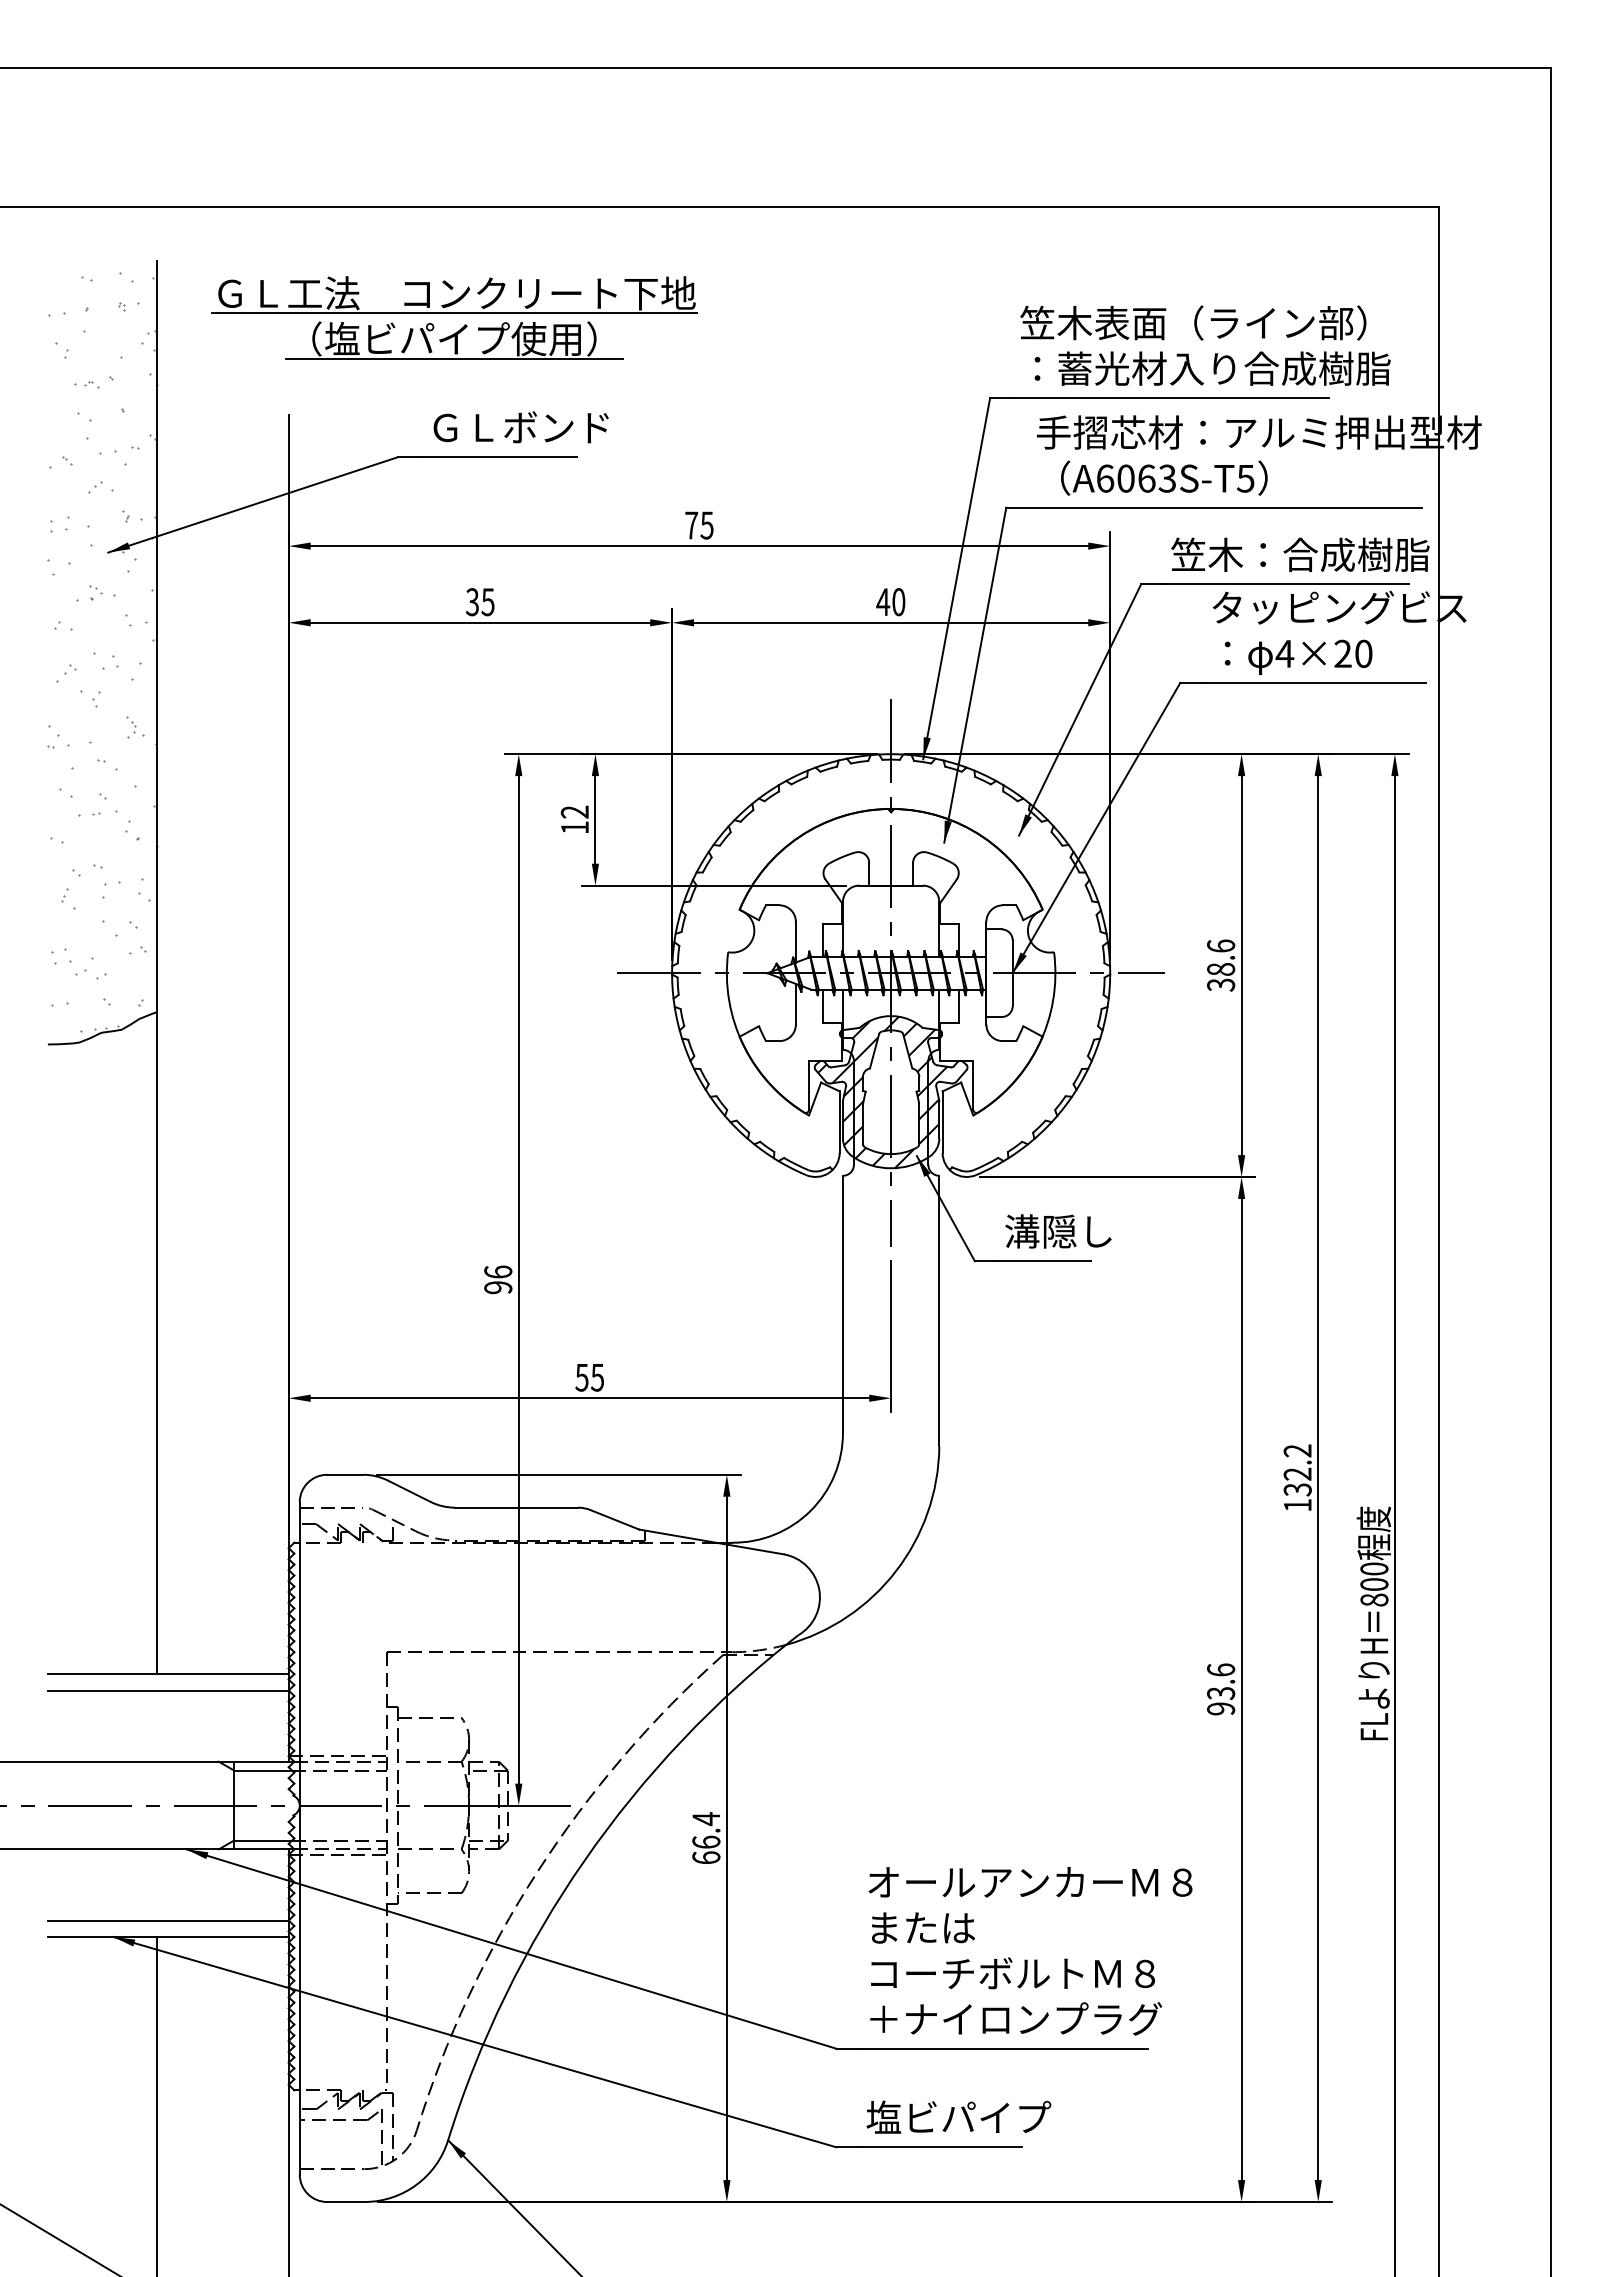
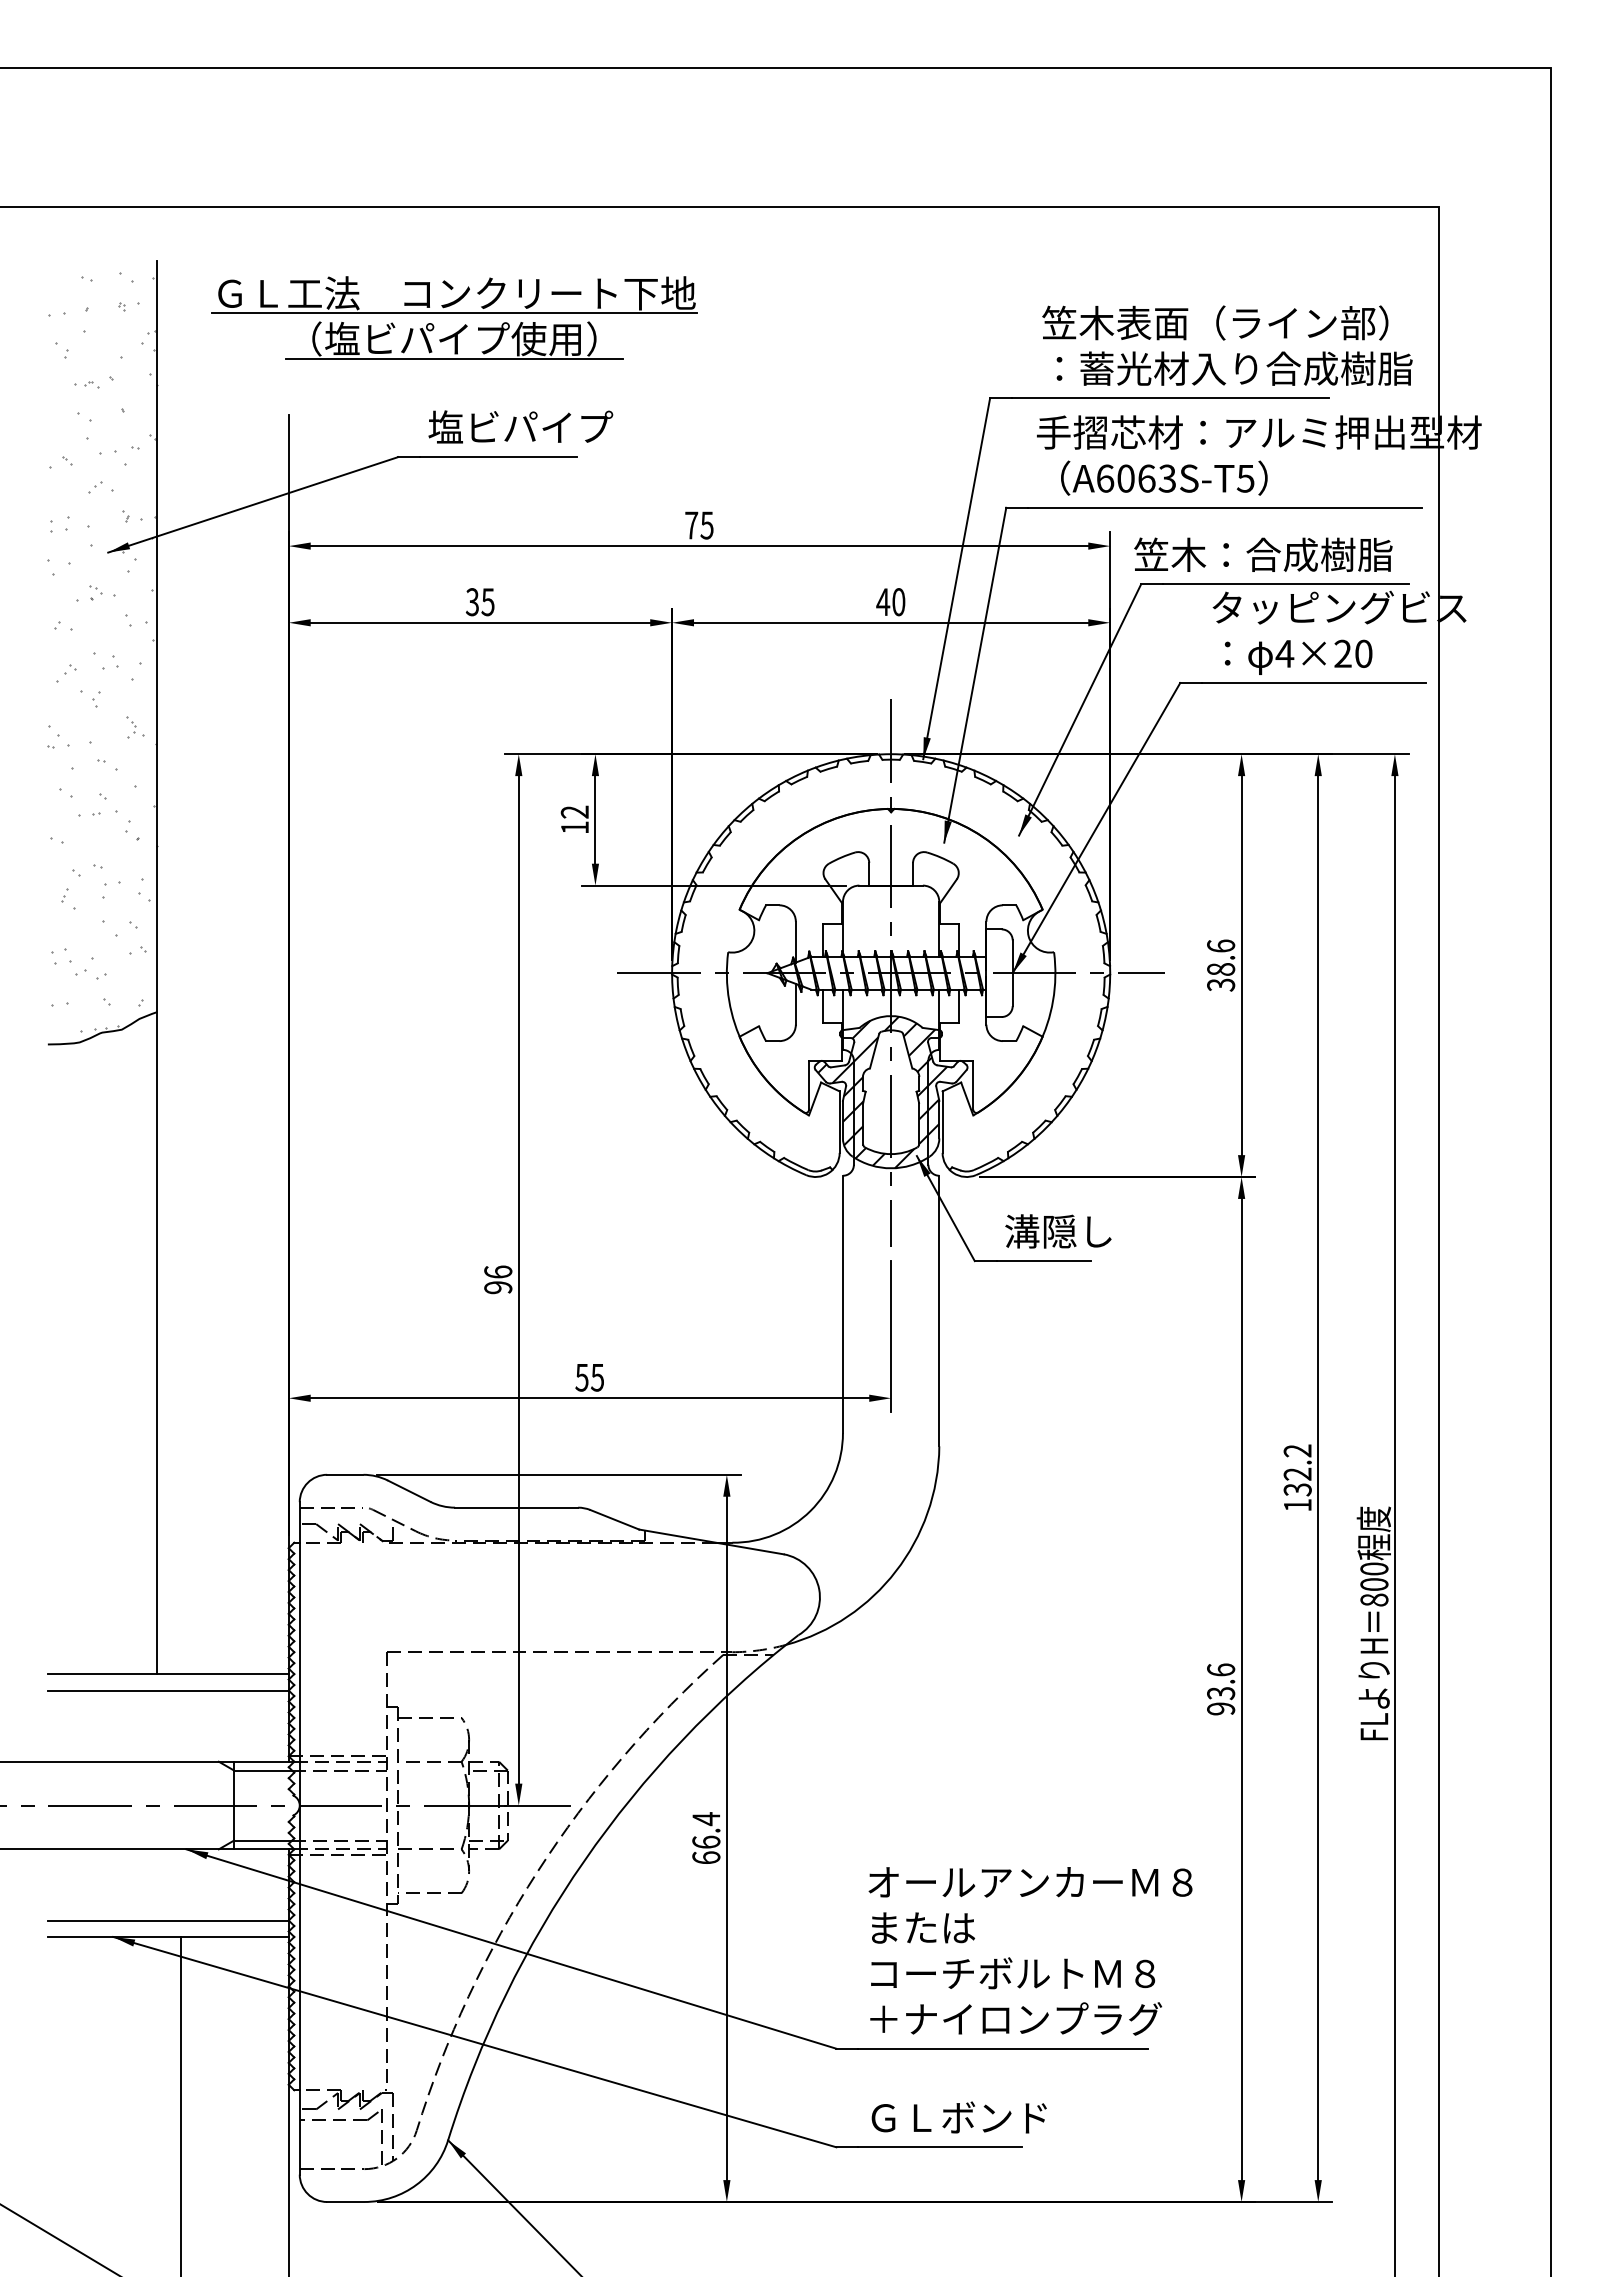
text position: (1205, 345) -> (1227, 345) (1227, 345)
text: ＧＬボンド -> 塩ビパイプ (520, 426)
text position: (1300, 554) -> (1263, 554) (1263, 554)
line position: (157, 2104) -> (181, 2104) (181, 2104)
text: 塩ビパイプ -> ＧＬボンド (958, 2116)
